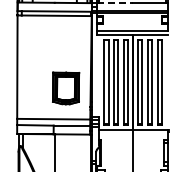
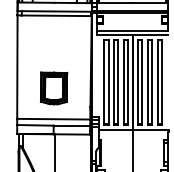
line: dashed -> solid (114, 2)
part position: (66, 88) -> (54, 88) (54, 88)
